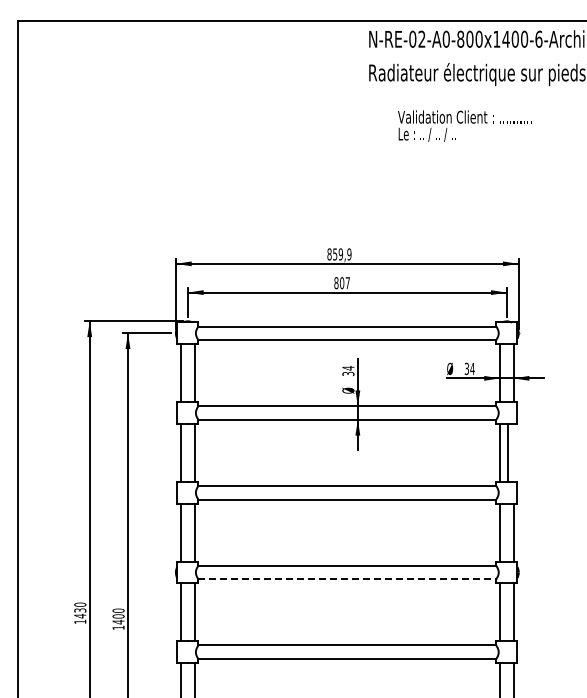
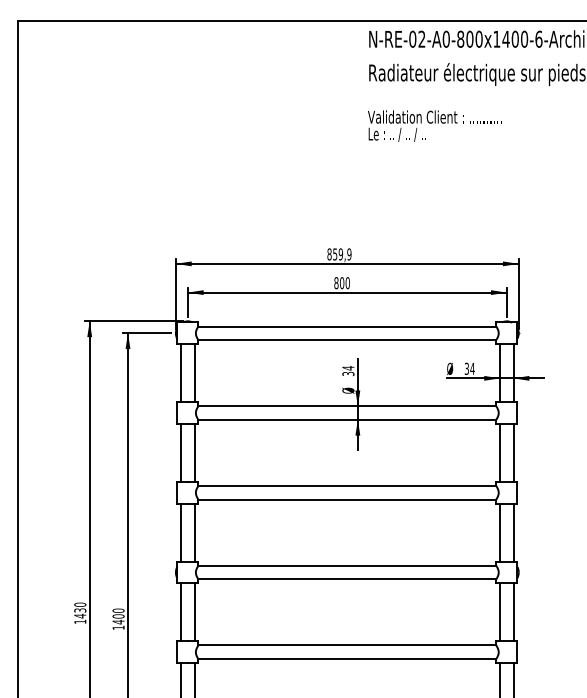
text position: (464, 125) -> (434, 125) (434, 125)
text: 807 -> 800 (347, 283)
line position: (507, 452) -> (513, 452) (513, 452)
line: dashed -> solid (347, 579)
